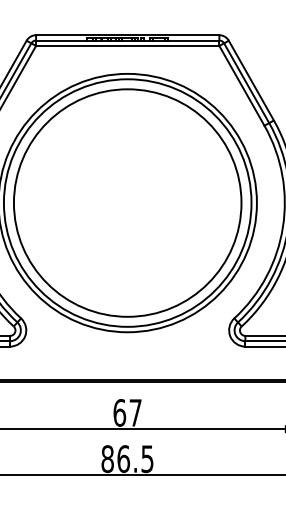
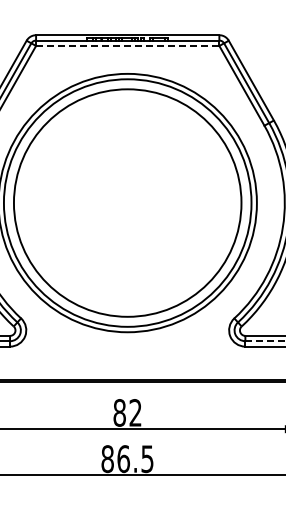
line: solid -> dashed (127, 45)
line: solid -> dashed (265, 341)
text: 67 -> 82 (127, 412)
